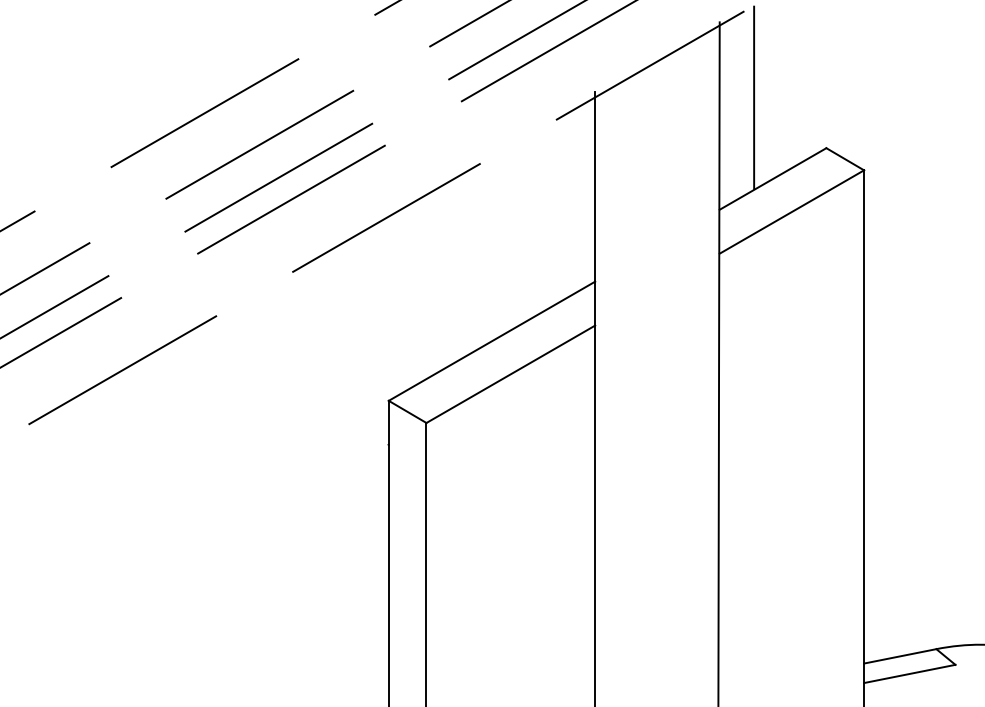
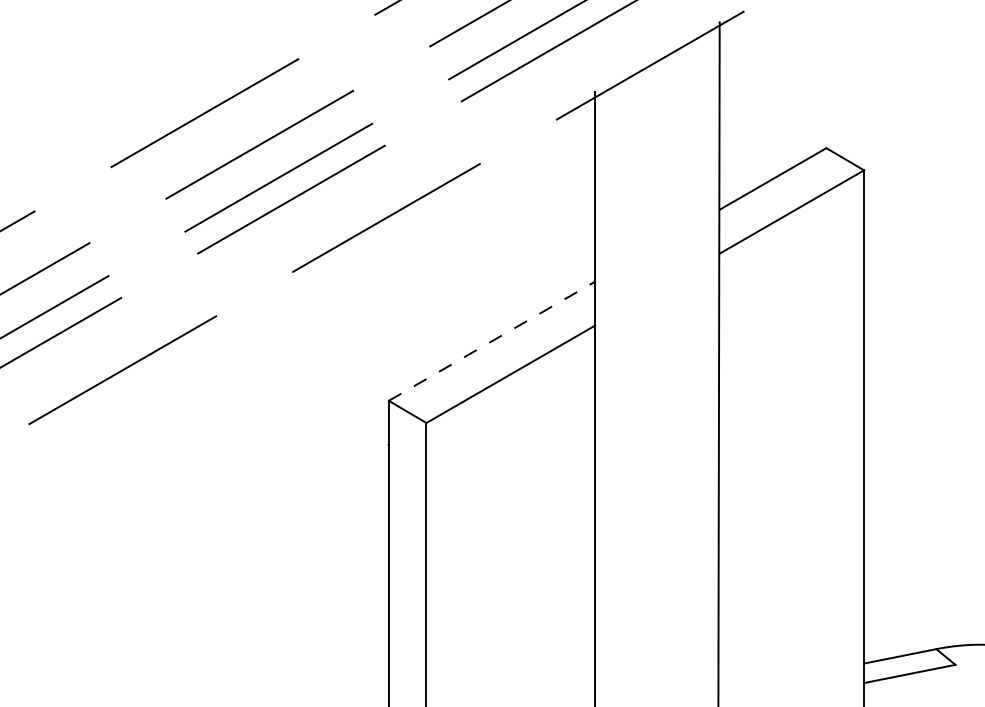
line: present -> none (754, 97)
line: solid -> dashed (492, 341)
